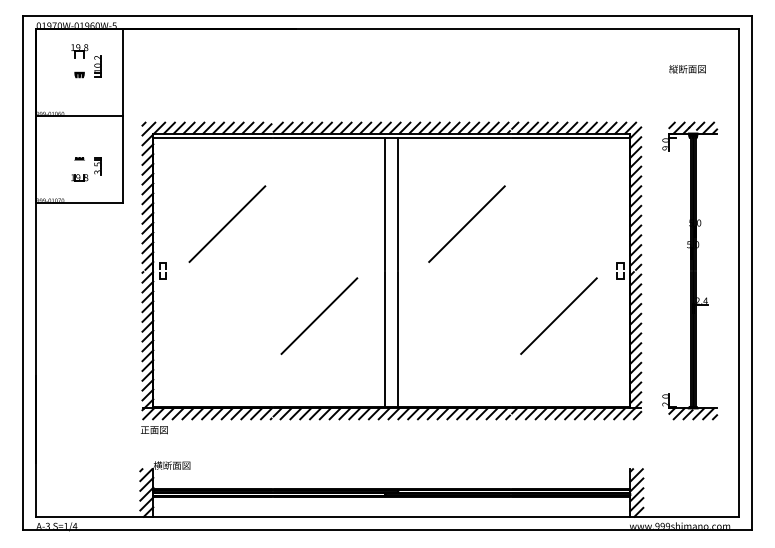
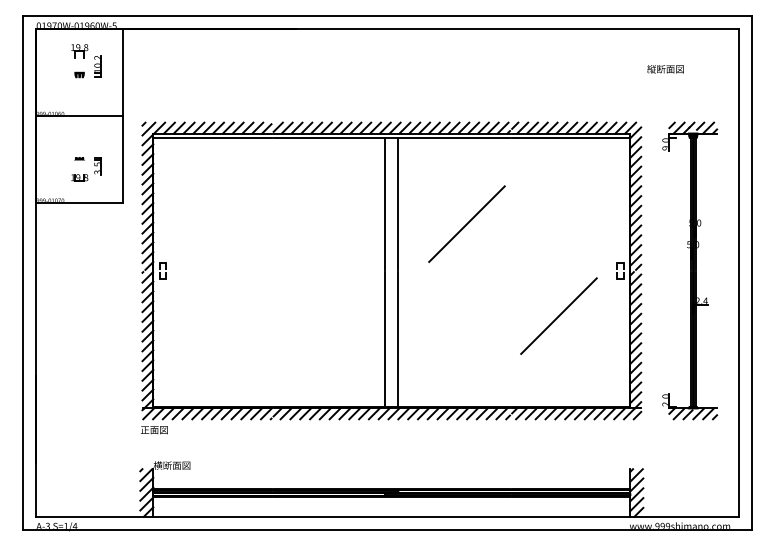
text position: (687, 69) -> (665, 69) (665, 69)
line: present -> none (227, 223)
line: present -> none (319, 315)
